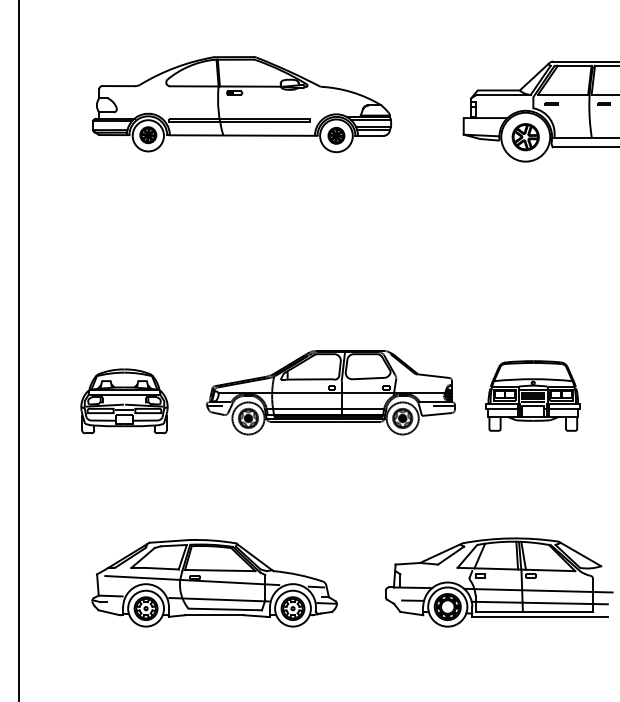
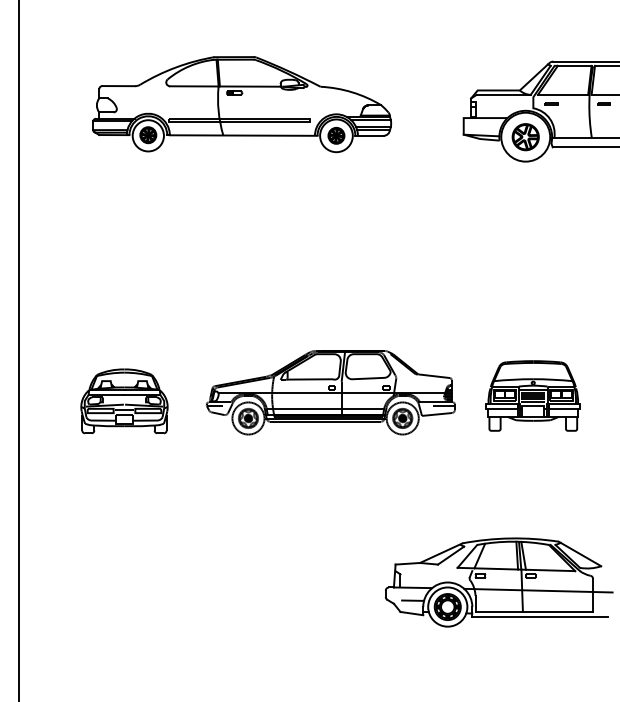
part: present -> none (214, 583)
line: present -> none (539, 602)
